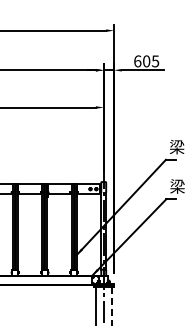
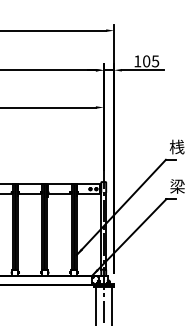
text: 605 -> 105 (137, 61)
text: 梁 -> 桟 (176, 146)
line: dashed -> solid (111, 306)
